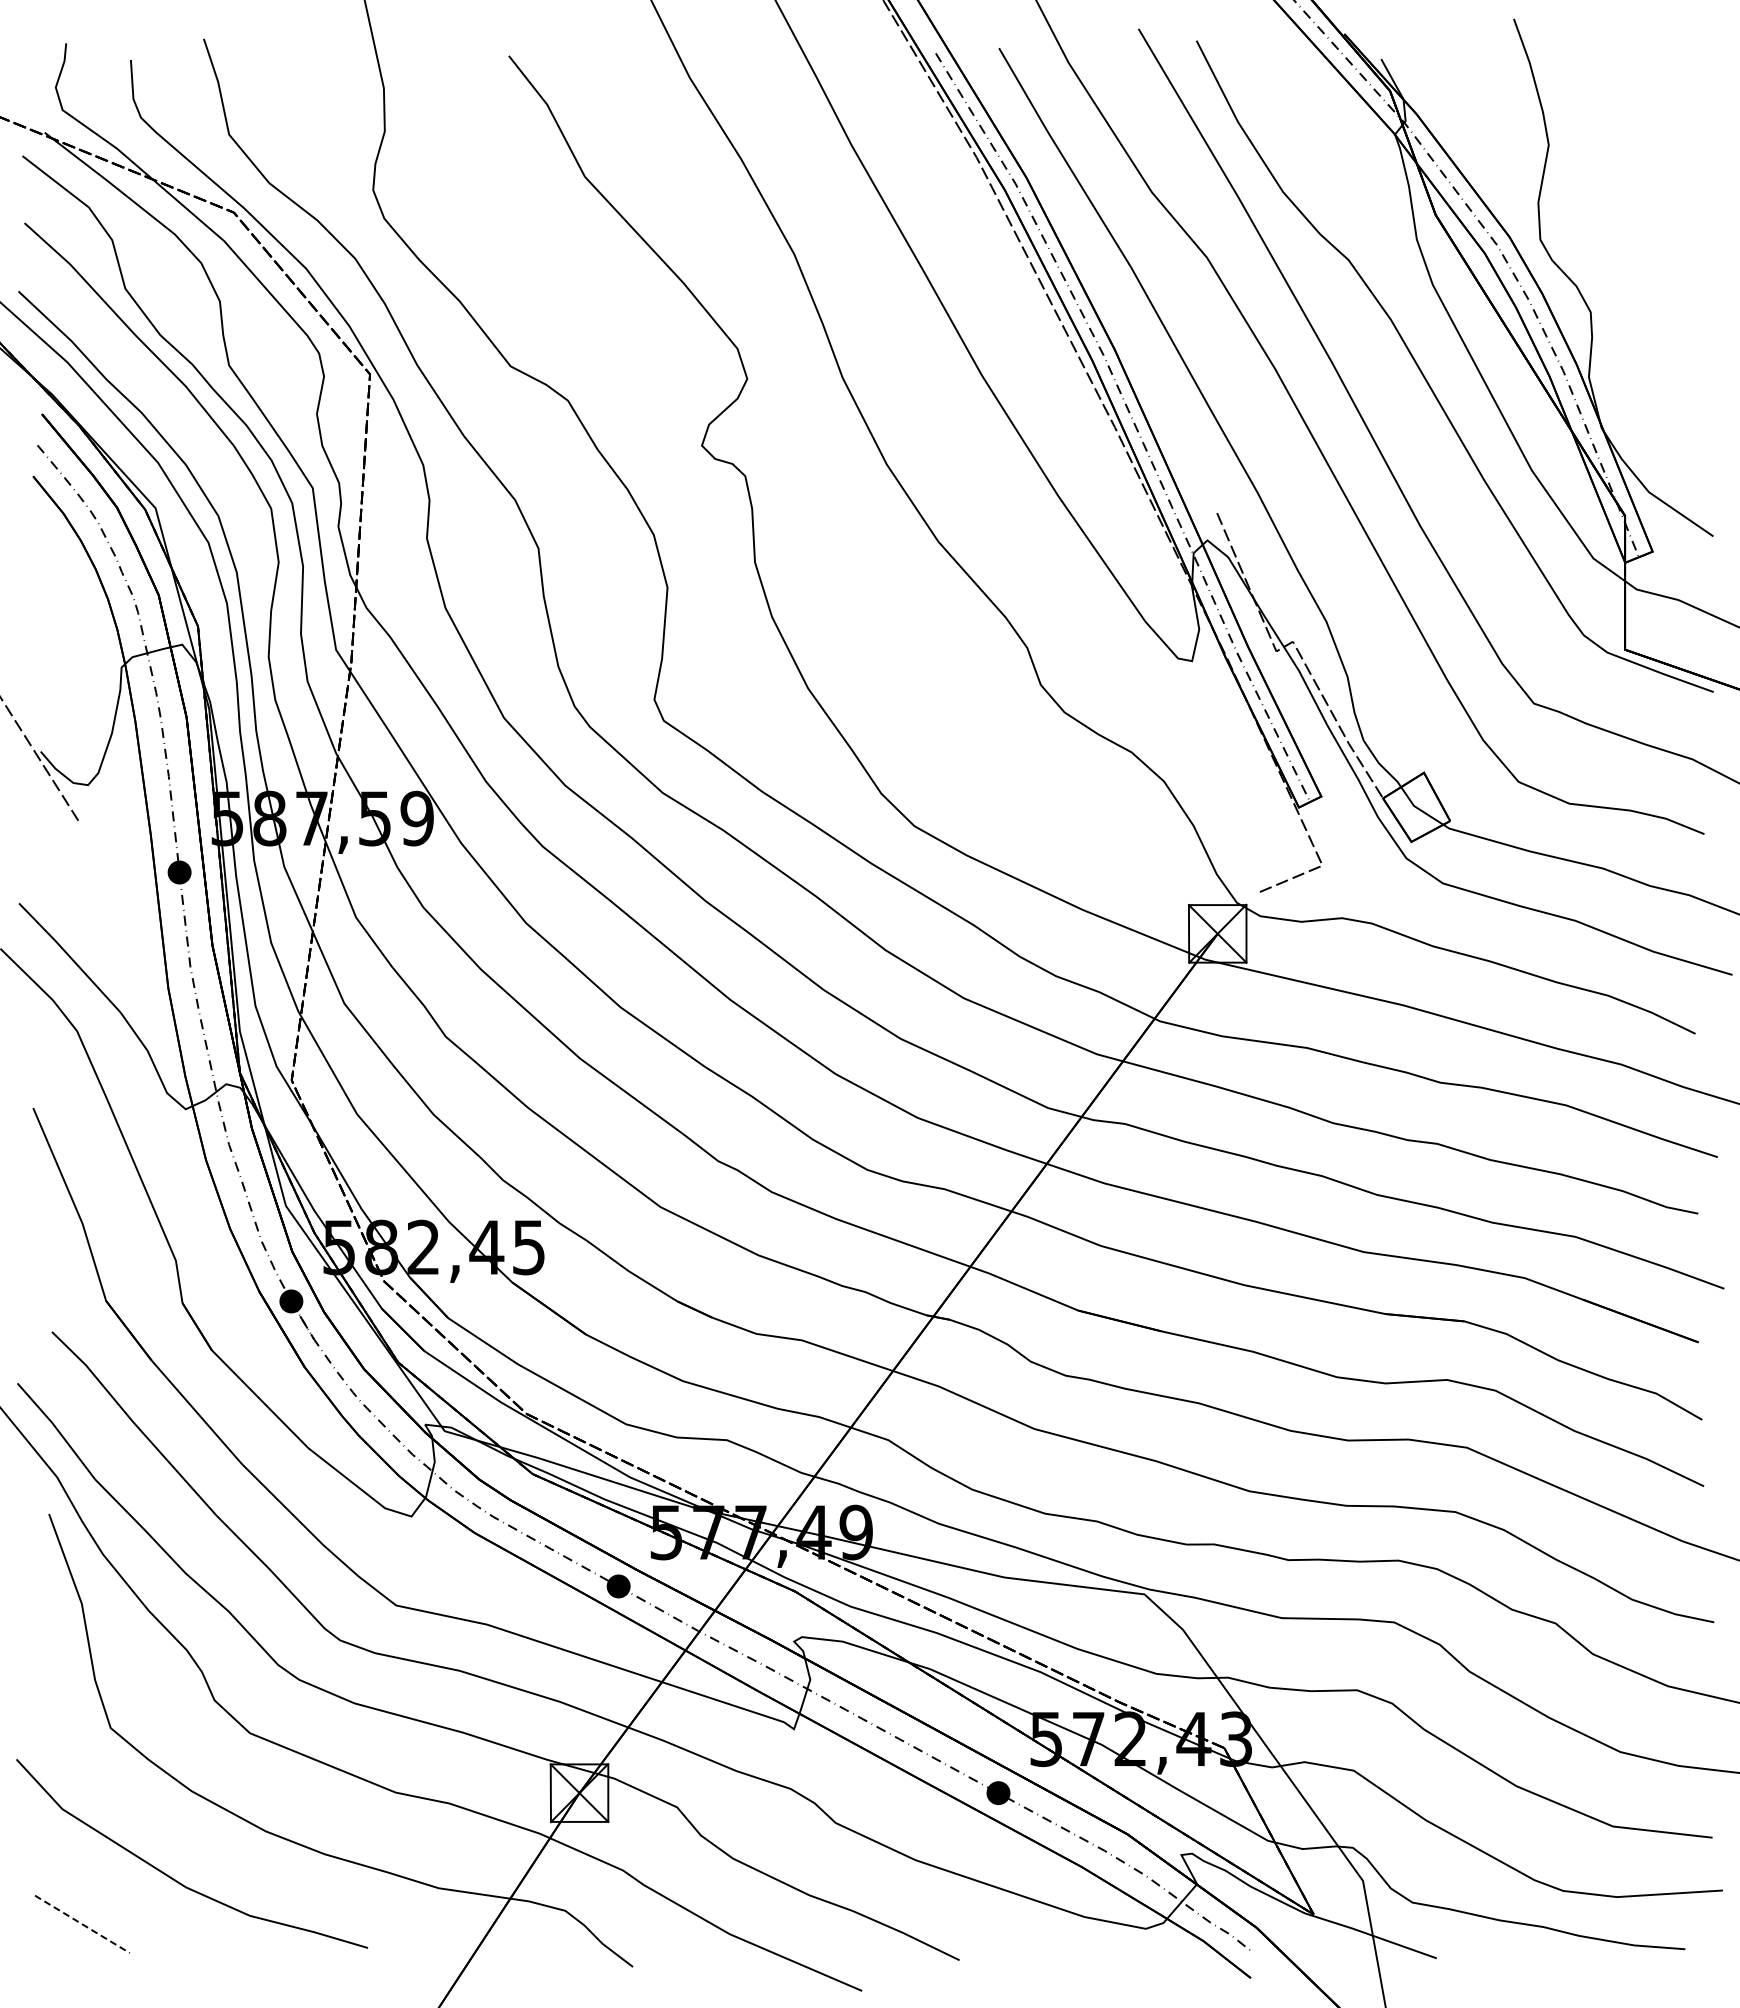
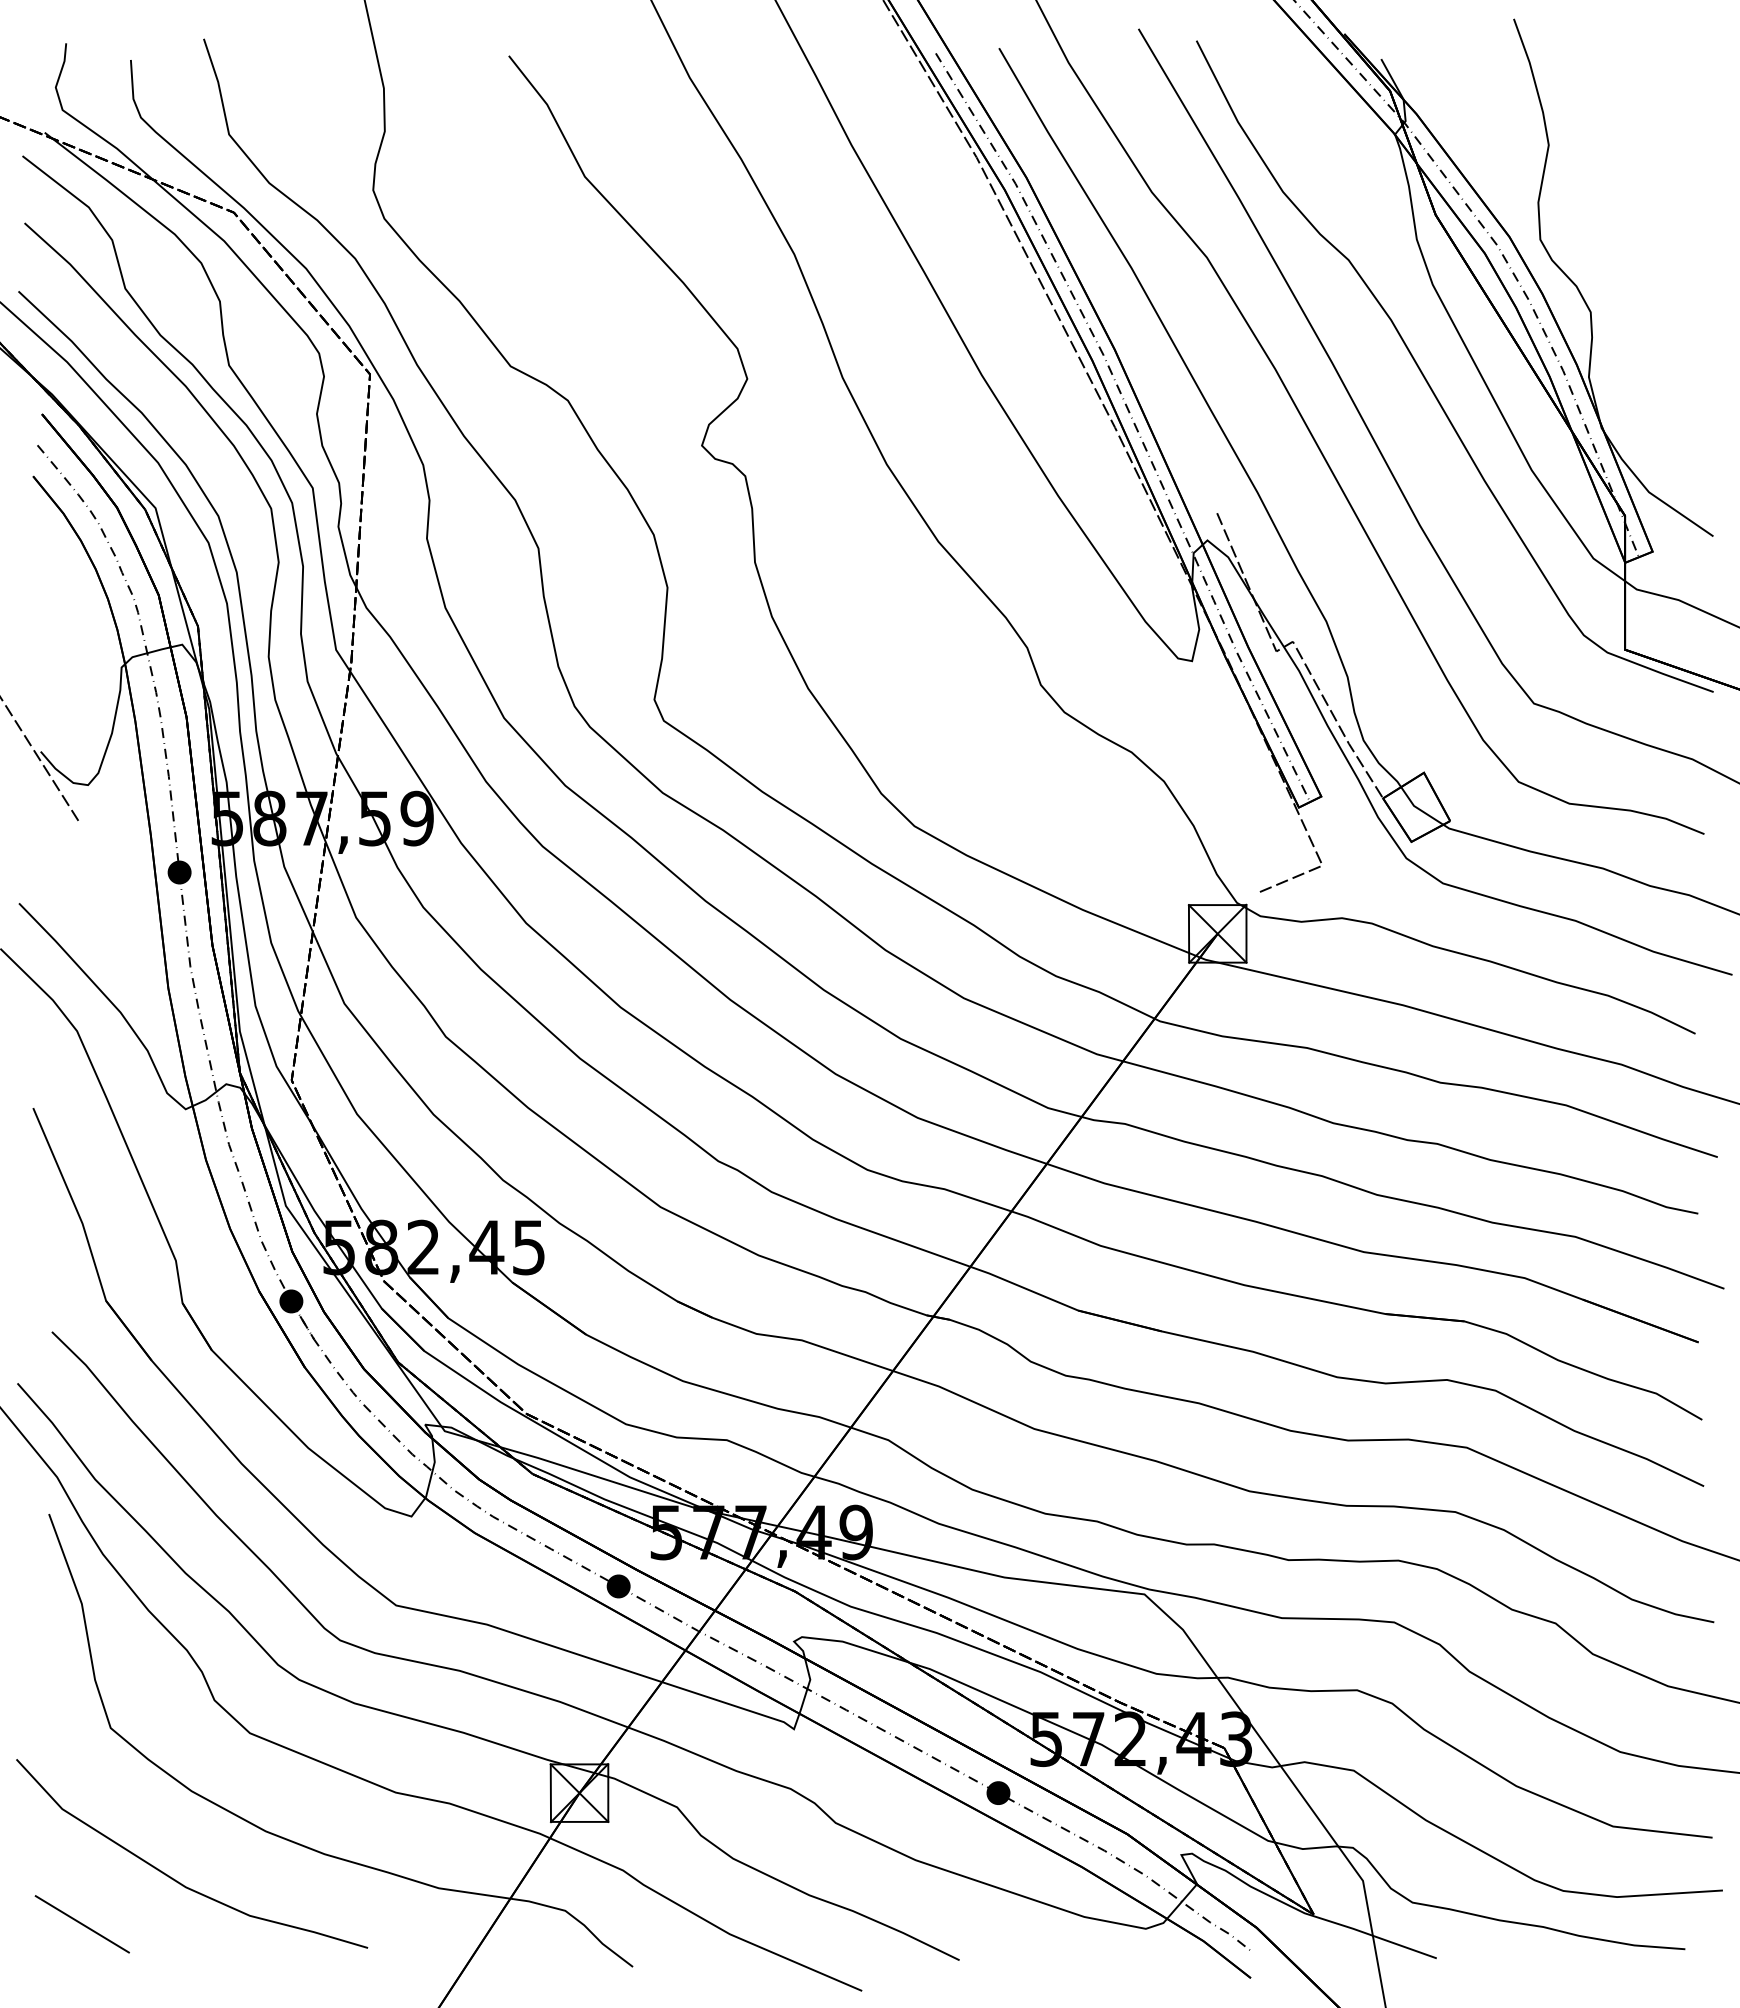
line: dashed -> solid (82, 1924)
